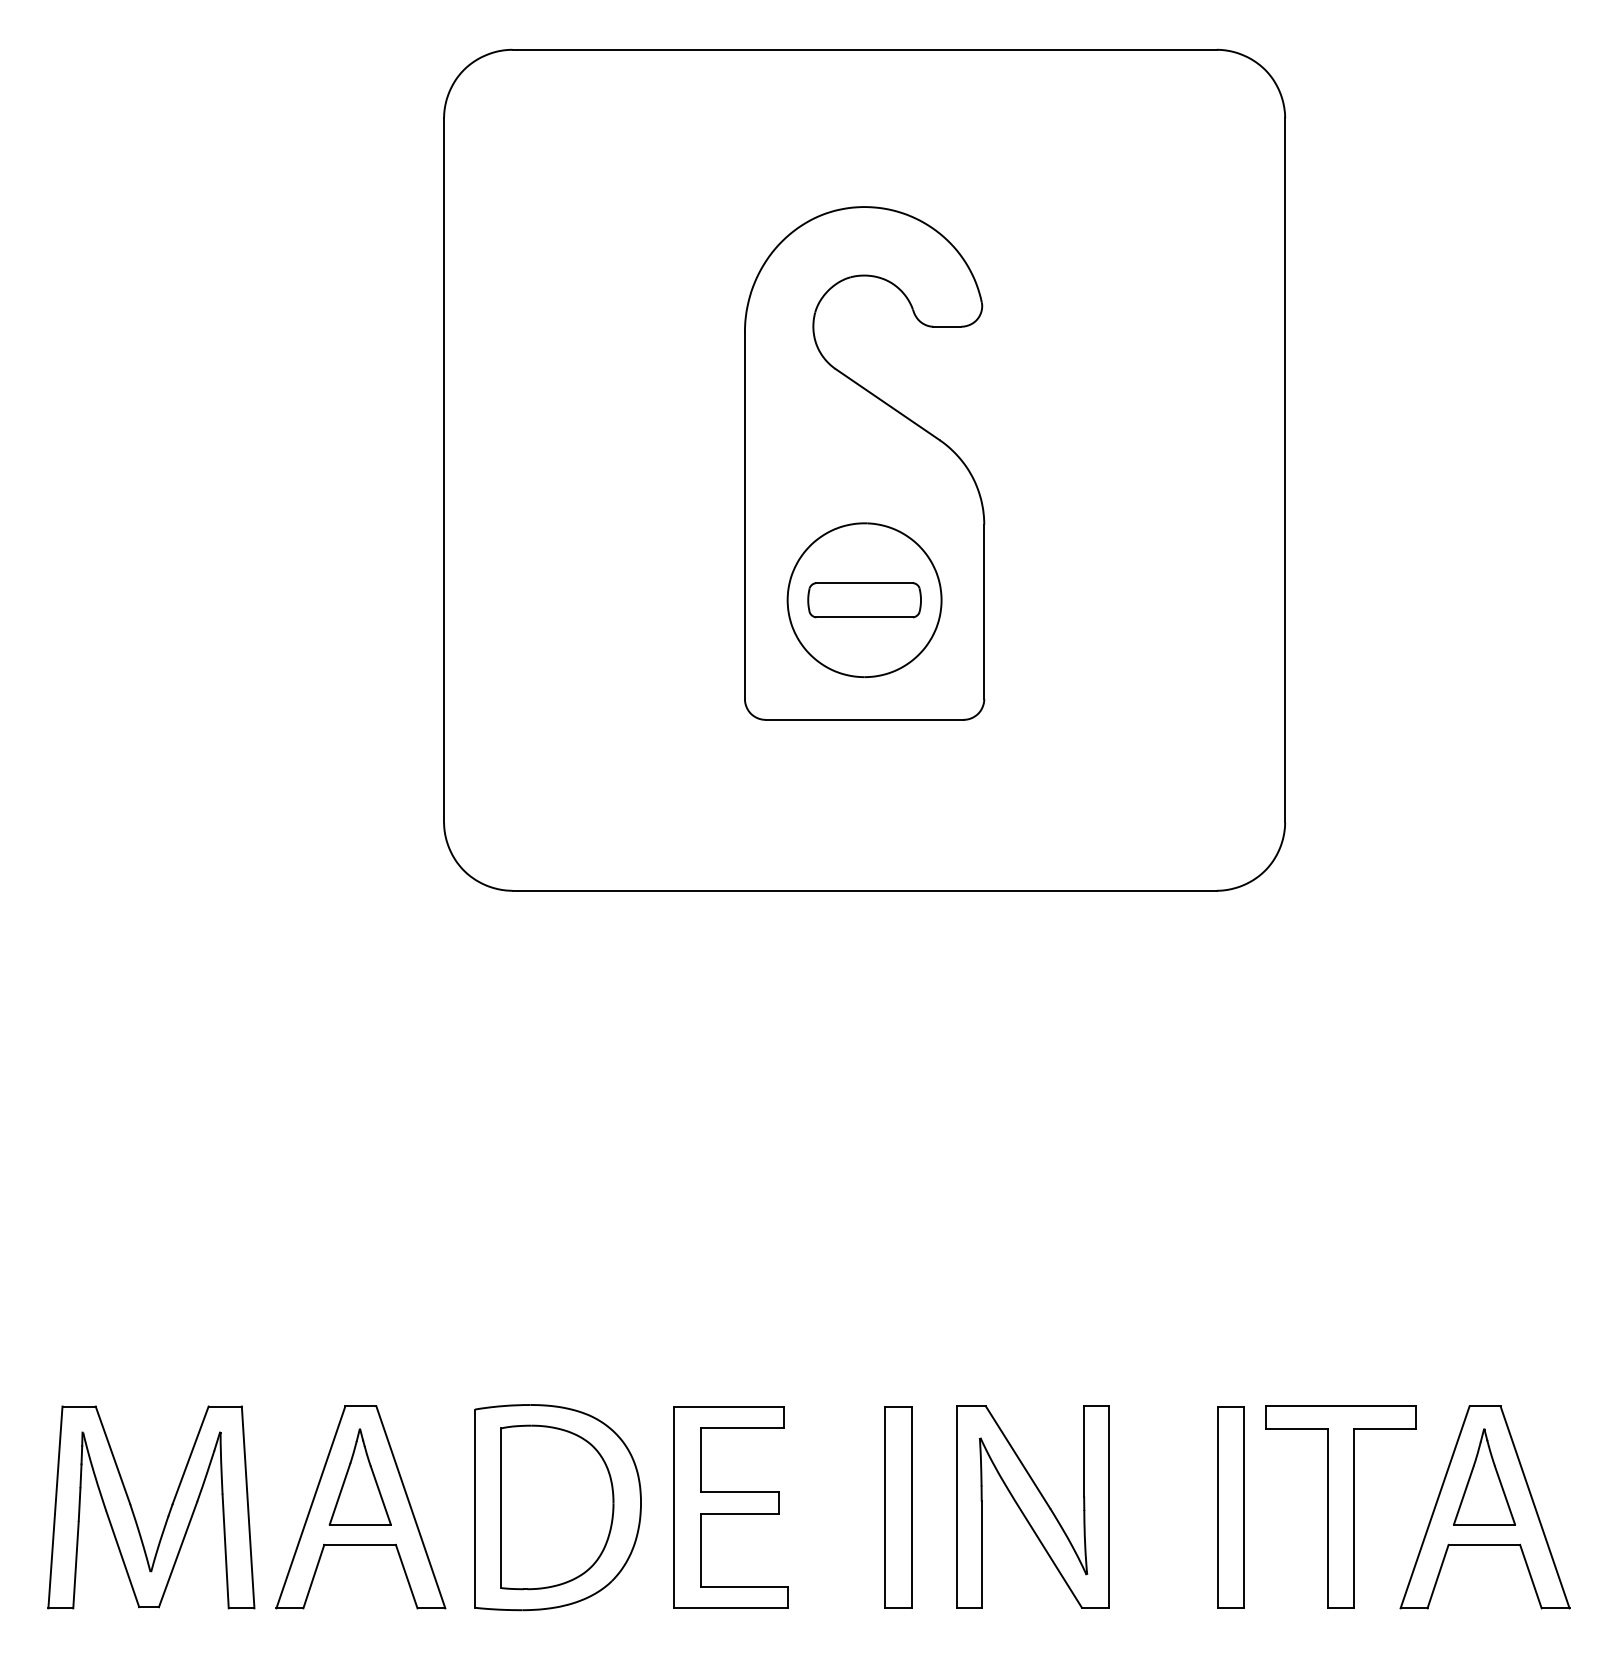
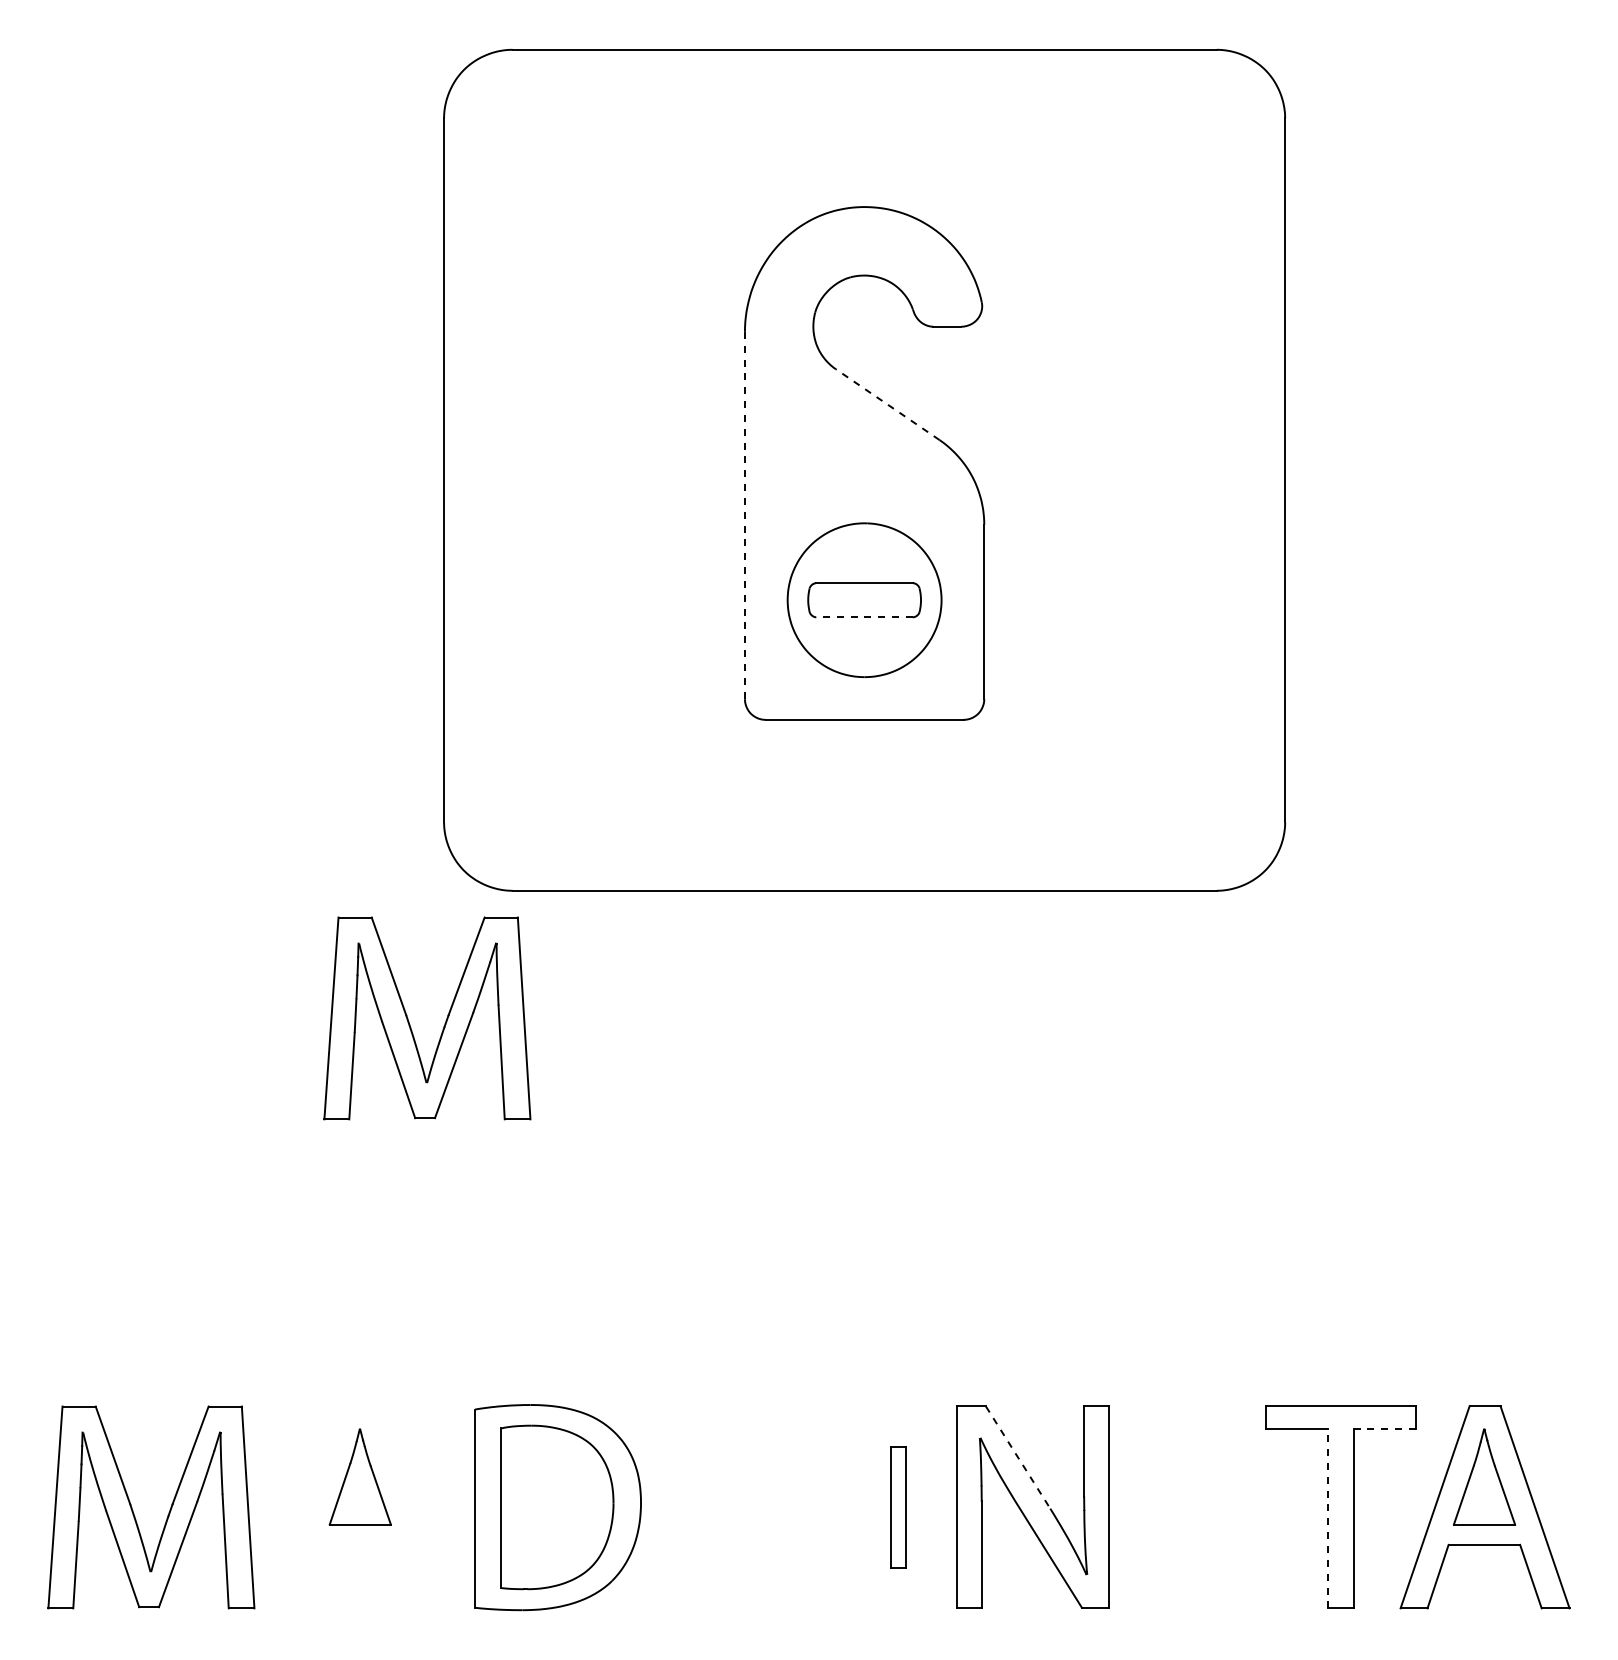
line: solid -> dashed (887, 404)
line: solid -> dashed (744, 515)
line: solid -> dashed (864, 617)
part: none -> present (444, 1023)
line: solid -> dashed (1385, 1428)
line: solid -> dashed (1018, 1458)
part: present -> none (360, 1507)
part: present -> none (730, 1507)
part size: 29x203 px -> 17x123 px (898, 1507)
part: present -> none (1230, 1507)
line: solid -> dashed (1327, 1518)
